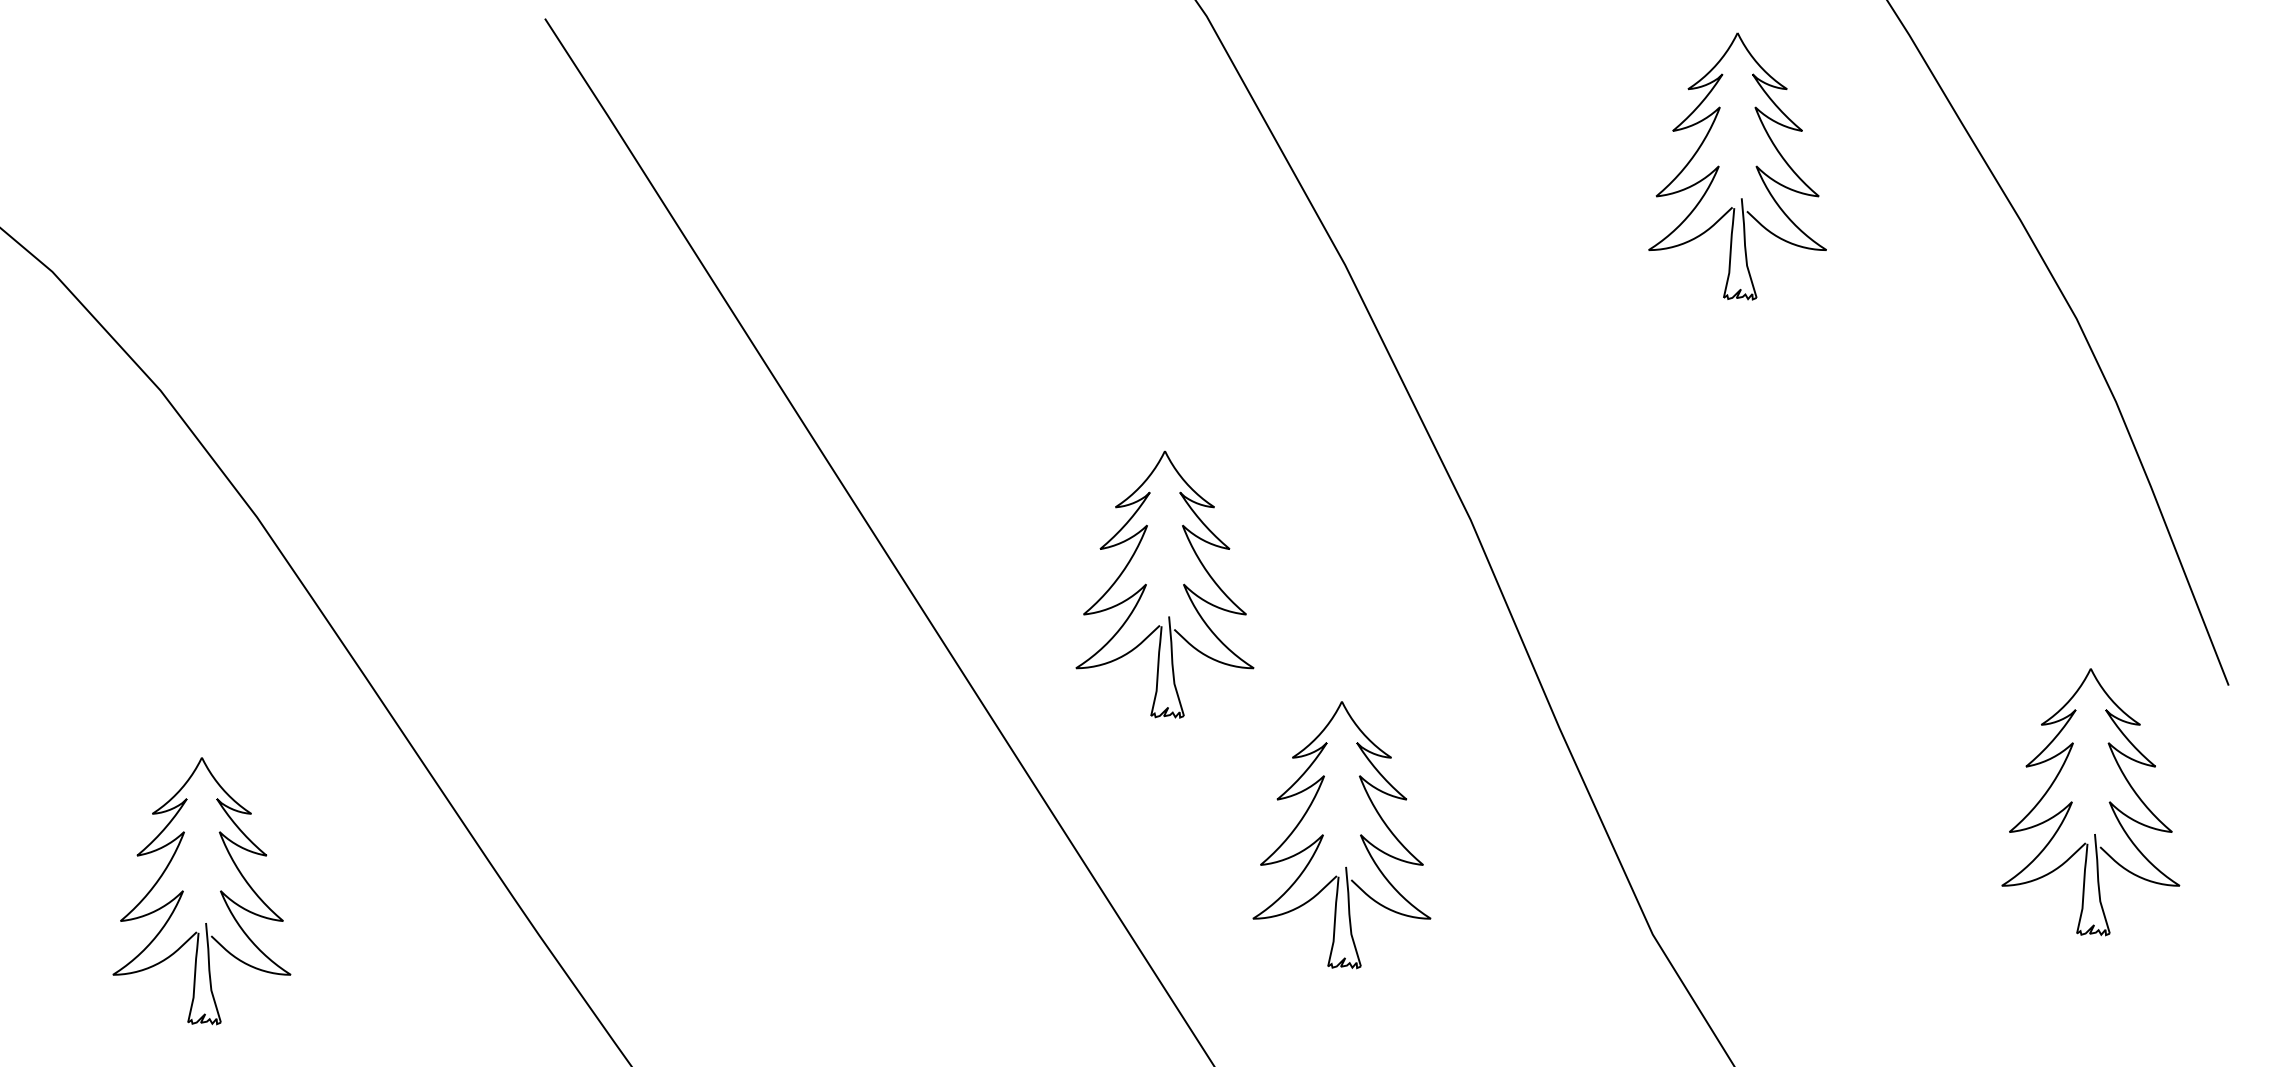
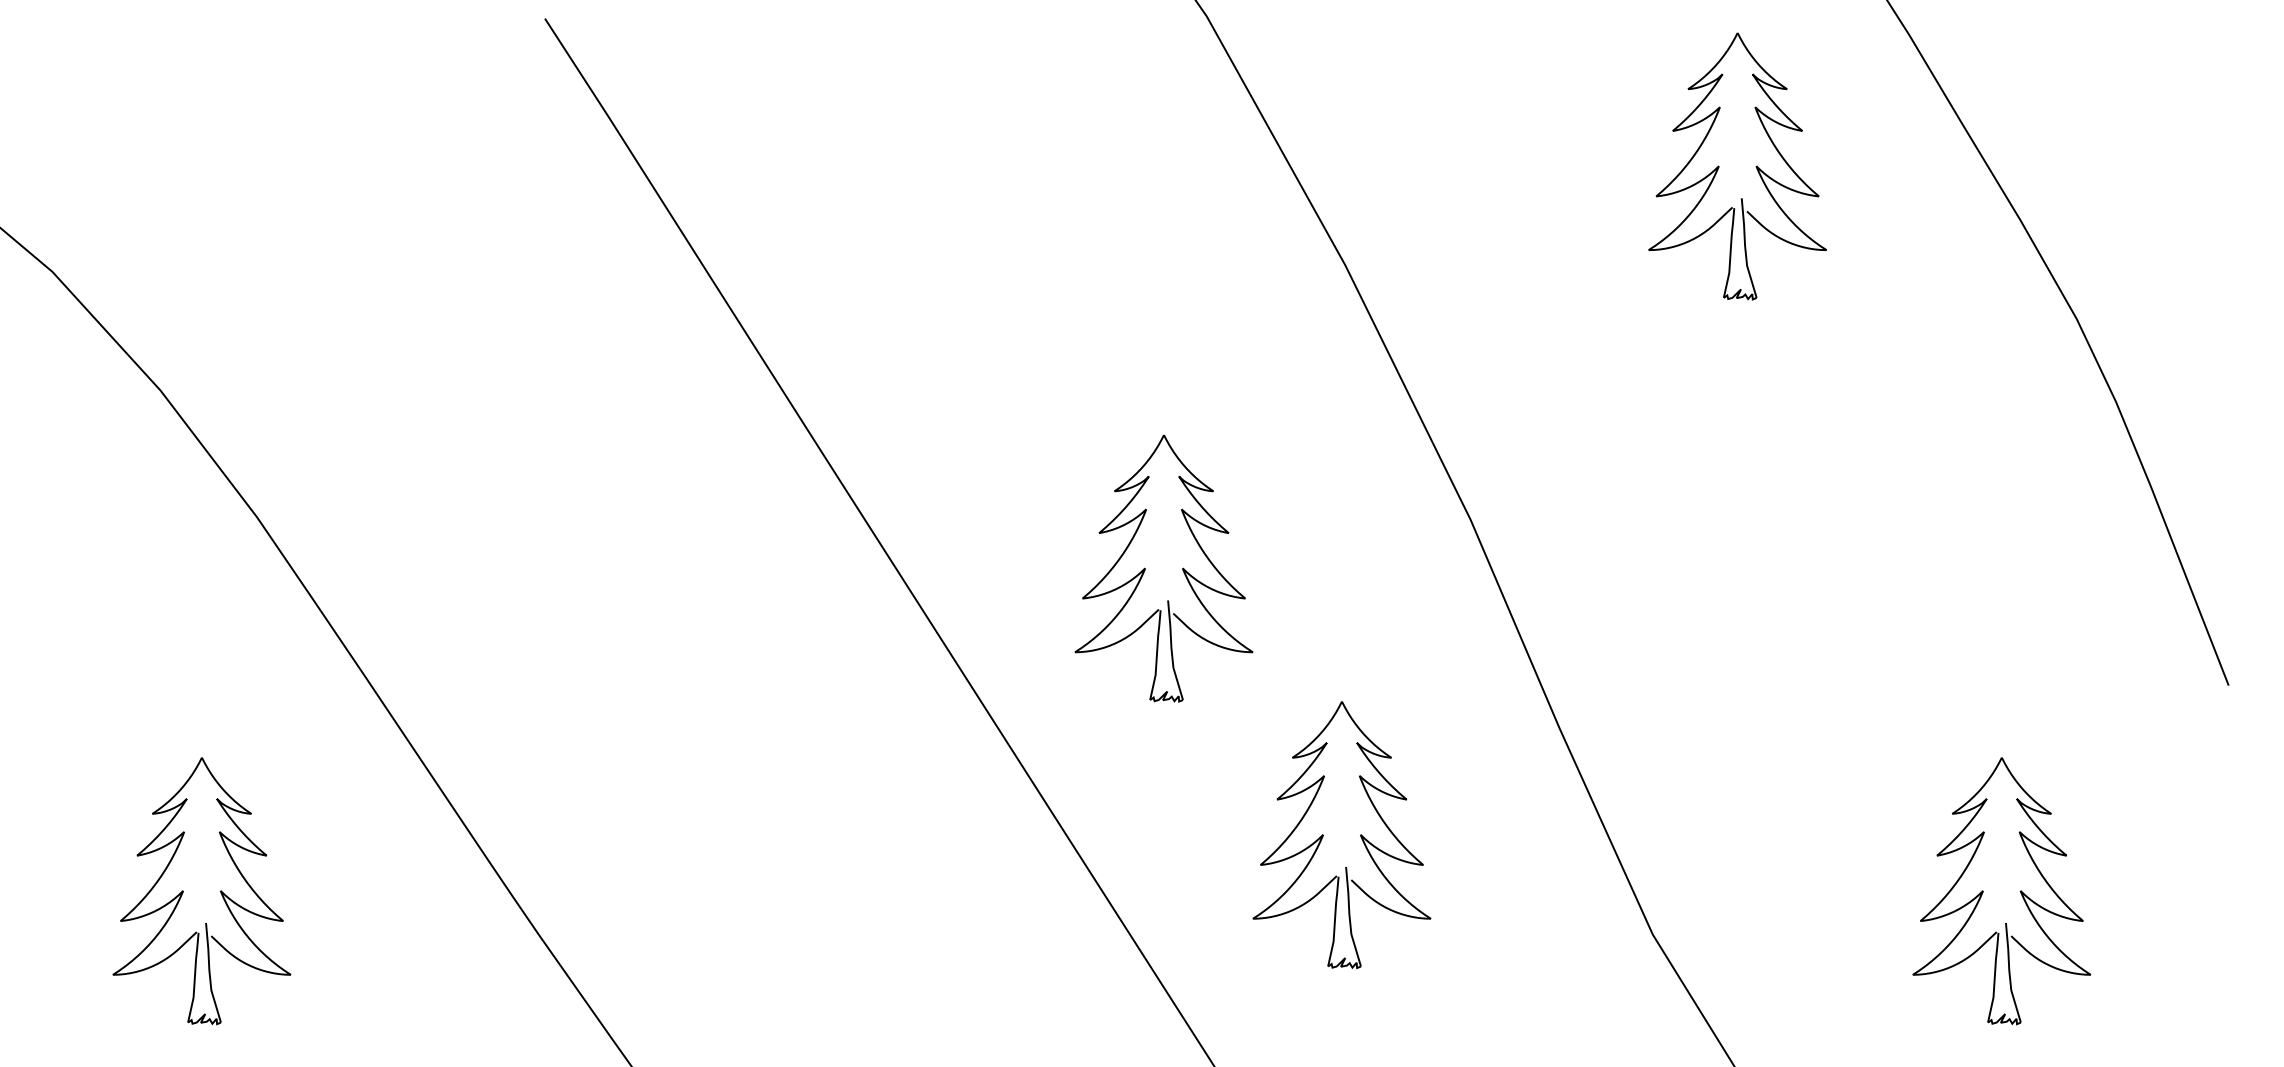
part position: (1146, 584) -> (1145, 568) (1145, 568)
part position: (2072, 802) -> (1983, 891) (1983, 891)
